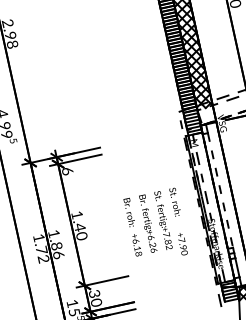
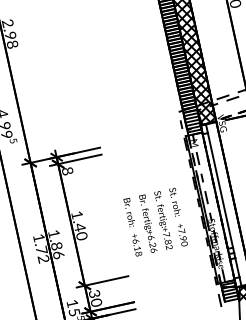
hatch: none -> present (206, 116)
text: 6 -> 8 (67, 171)
line: dashed -> solid (220, 190)
text position: (182, 244) -> (182, 235) (182, 235)
